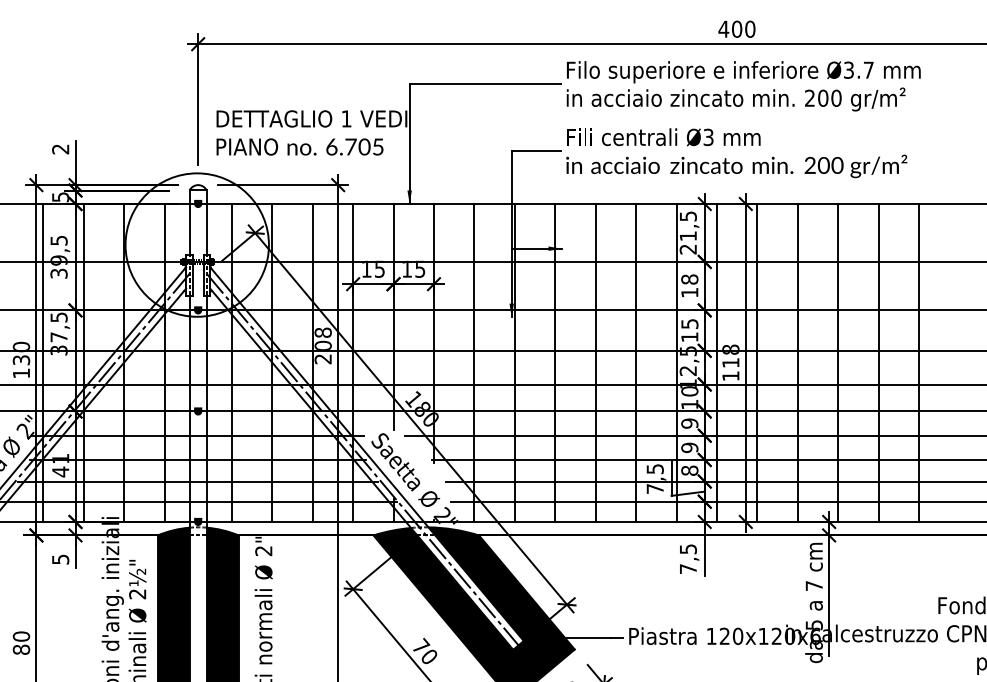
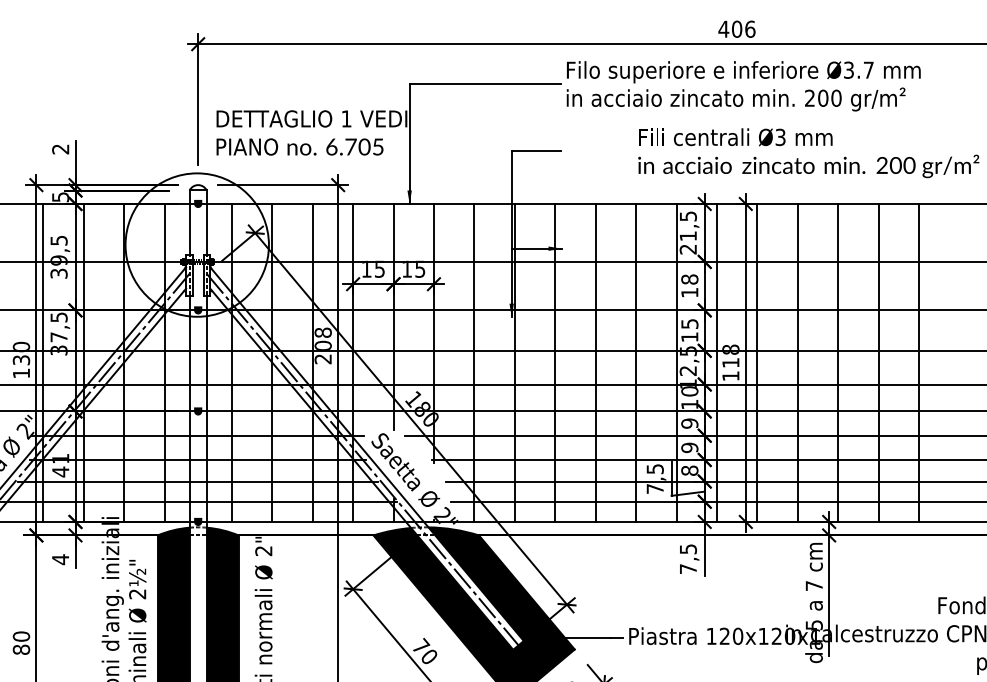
text: 400 -> 406 (750, 28)
text position: (736, 153) -> (808, 153) (808, 153)
text: 5 -> 4 (60, 559)
text: 120x120x6 -> 120x120x1 (815, 635)
